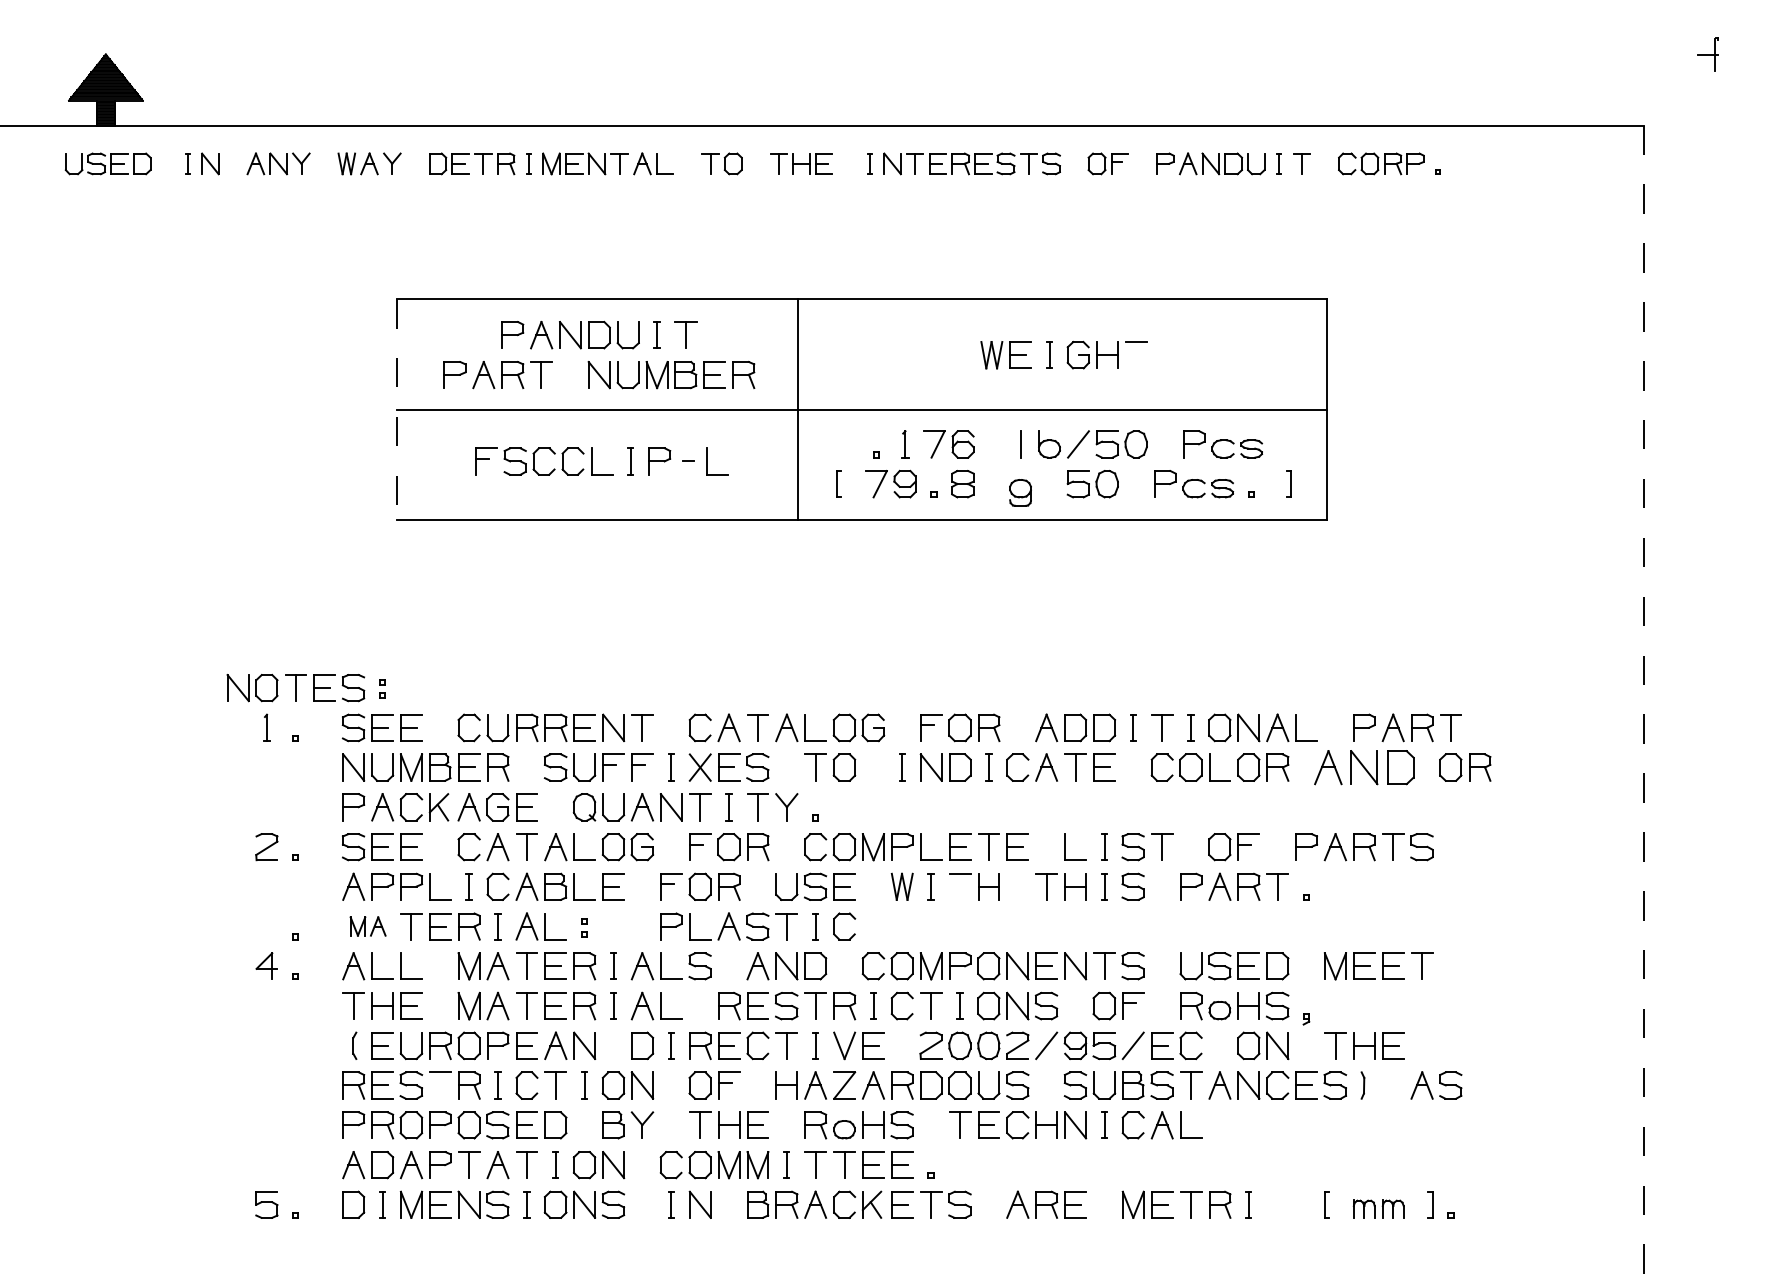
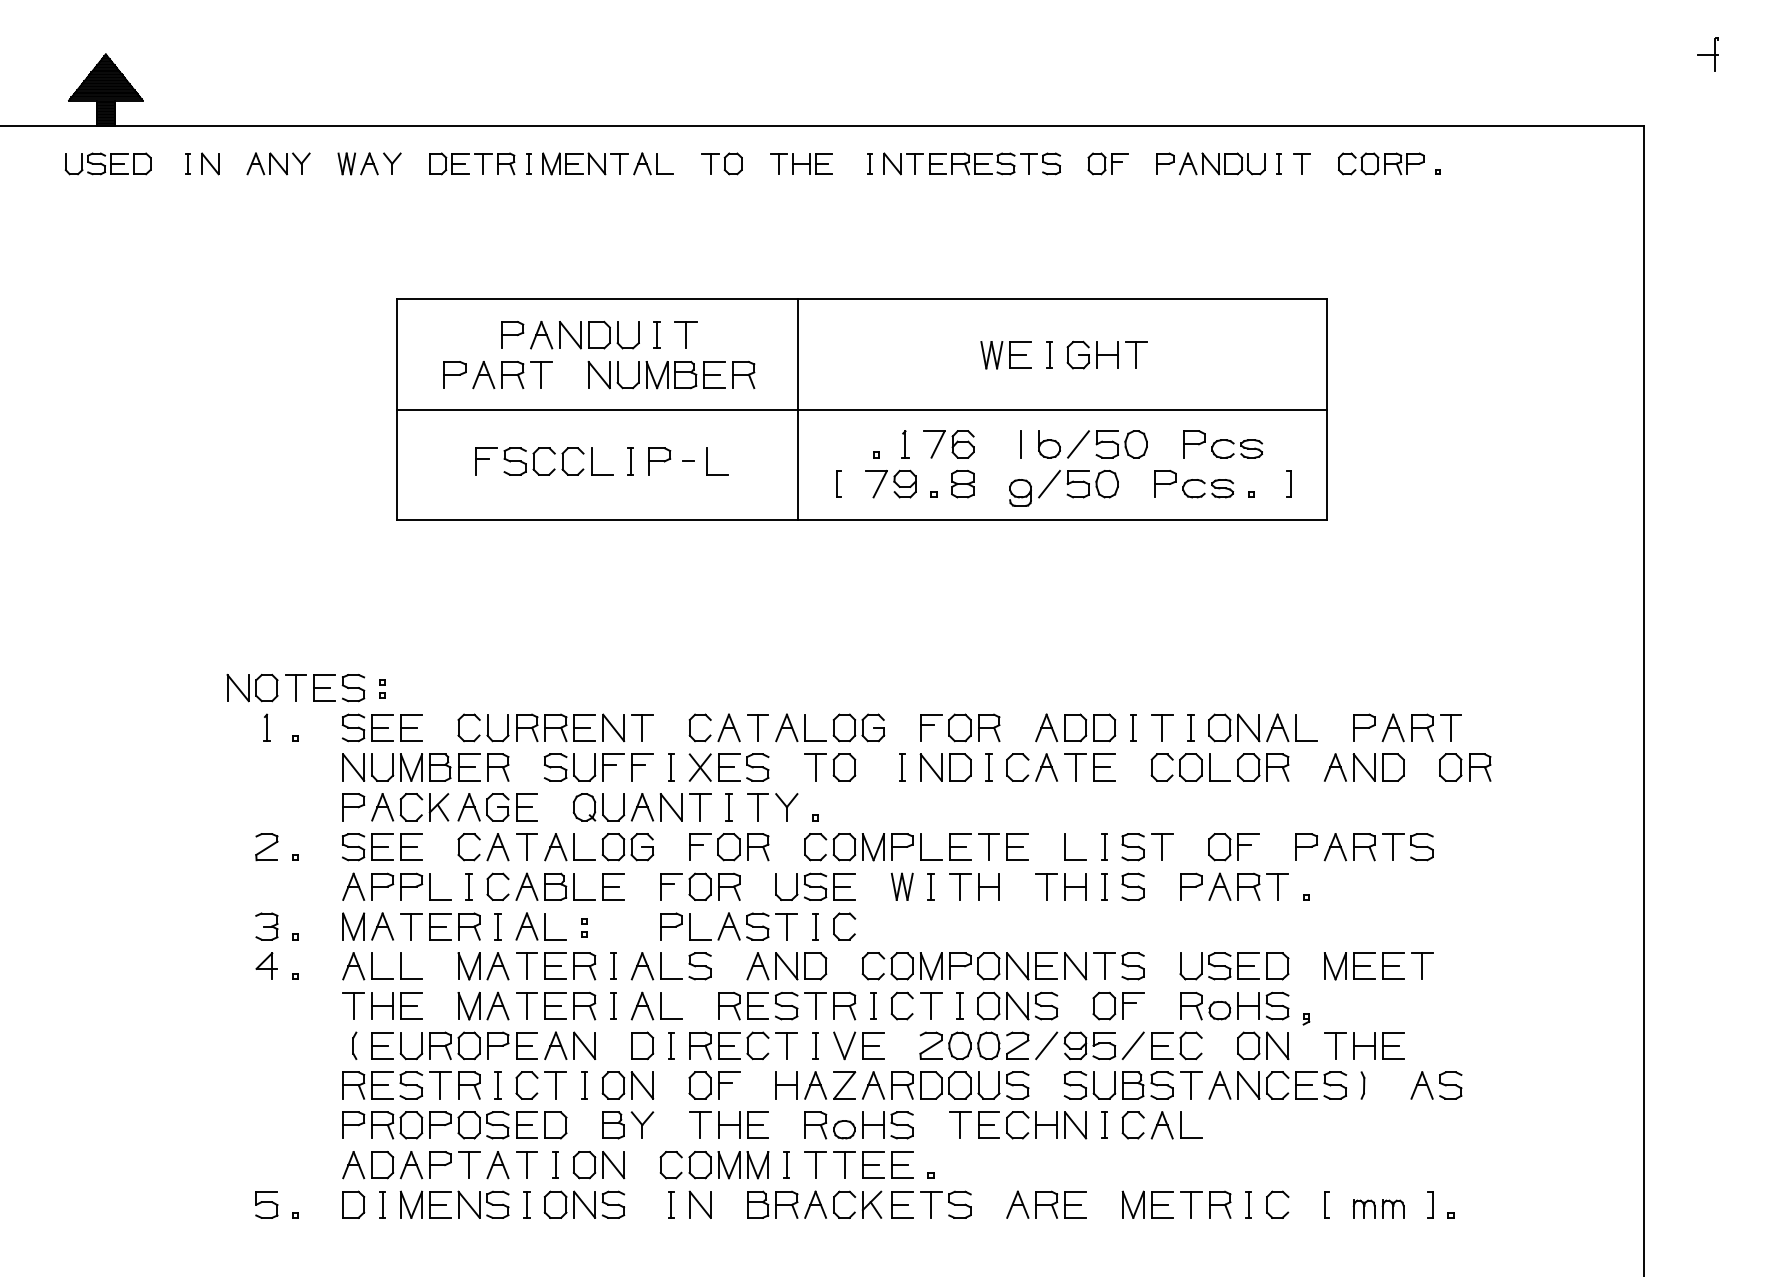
line: none -> present (1136, 355)
line: dashed -> solid (397, 410)
line: none -> present (1049, 483)
line: dashed -> solid (1644, 701)
part size: 101x36 px -> 82x29 px (1363, 767)
line: none -> present (959, 886)
part: none -> present (266, 926)
part size: 38x21 px -> 52x29 px (367, 926)
line: none -> present (440, 1085)
part: none -> present (1267, 1204)
